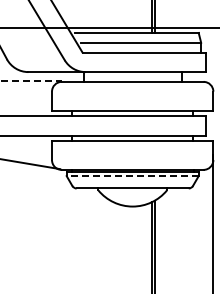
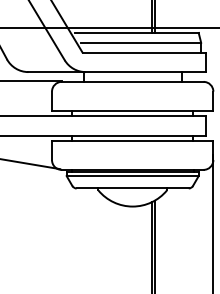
line: dashed -> solid (30, 81)
line: dashed -> solid (132, 176)
